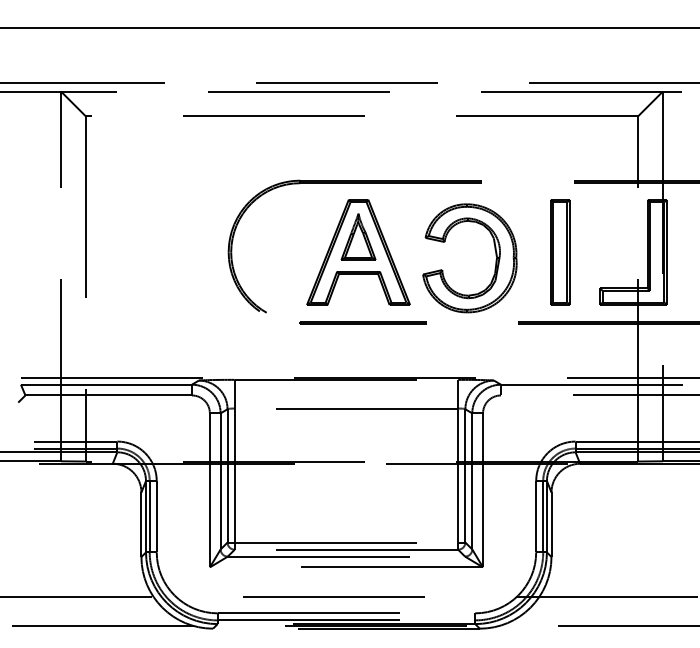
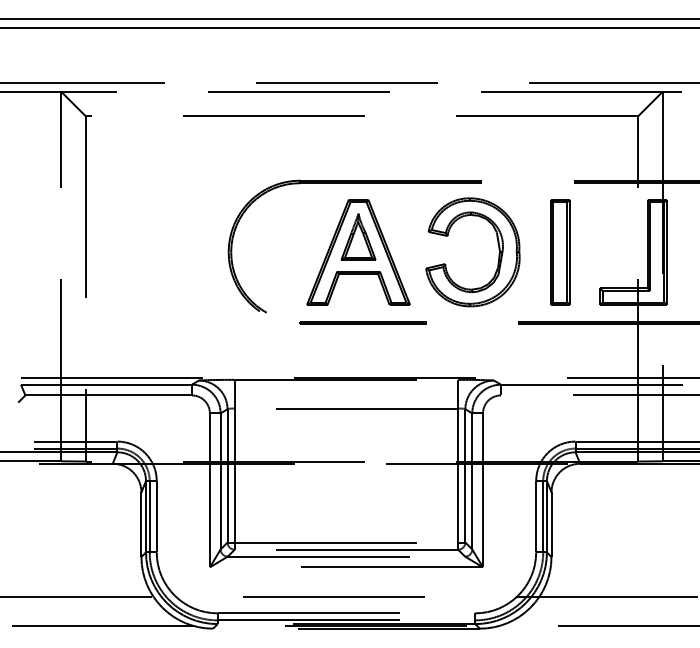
line: none -> present (349, 19)
part position: (495, 259) -> (498, 253) (498, 253)
